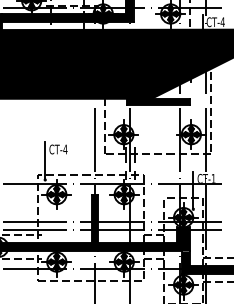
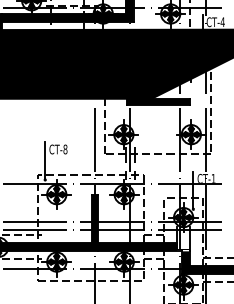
text: CT-4 -> CT-8 (65, 149)
fill: present -> none (183, 239)
